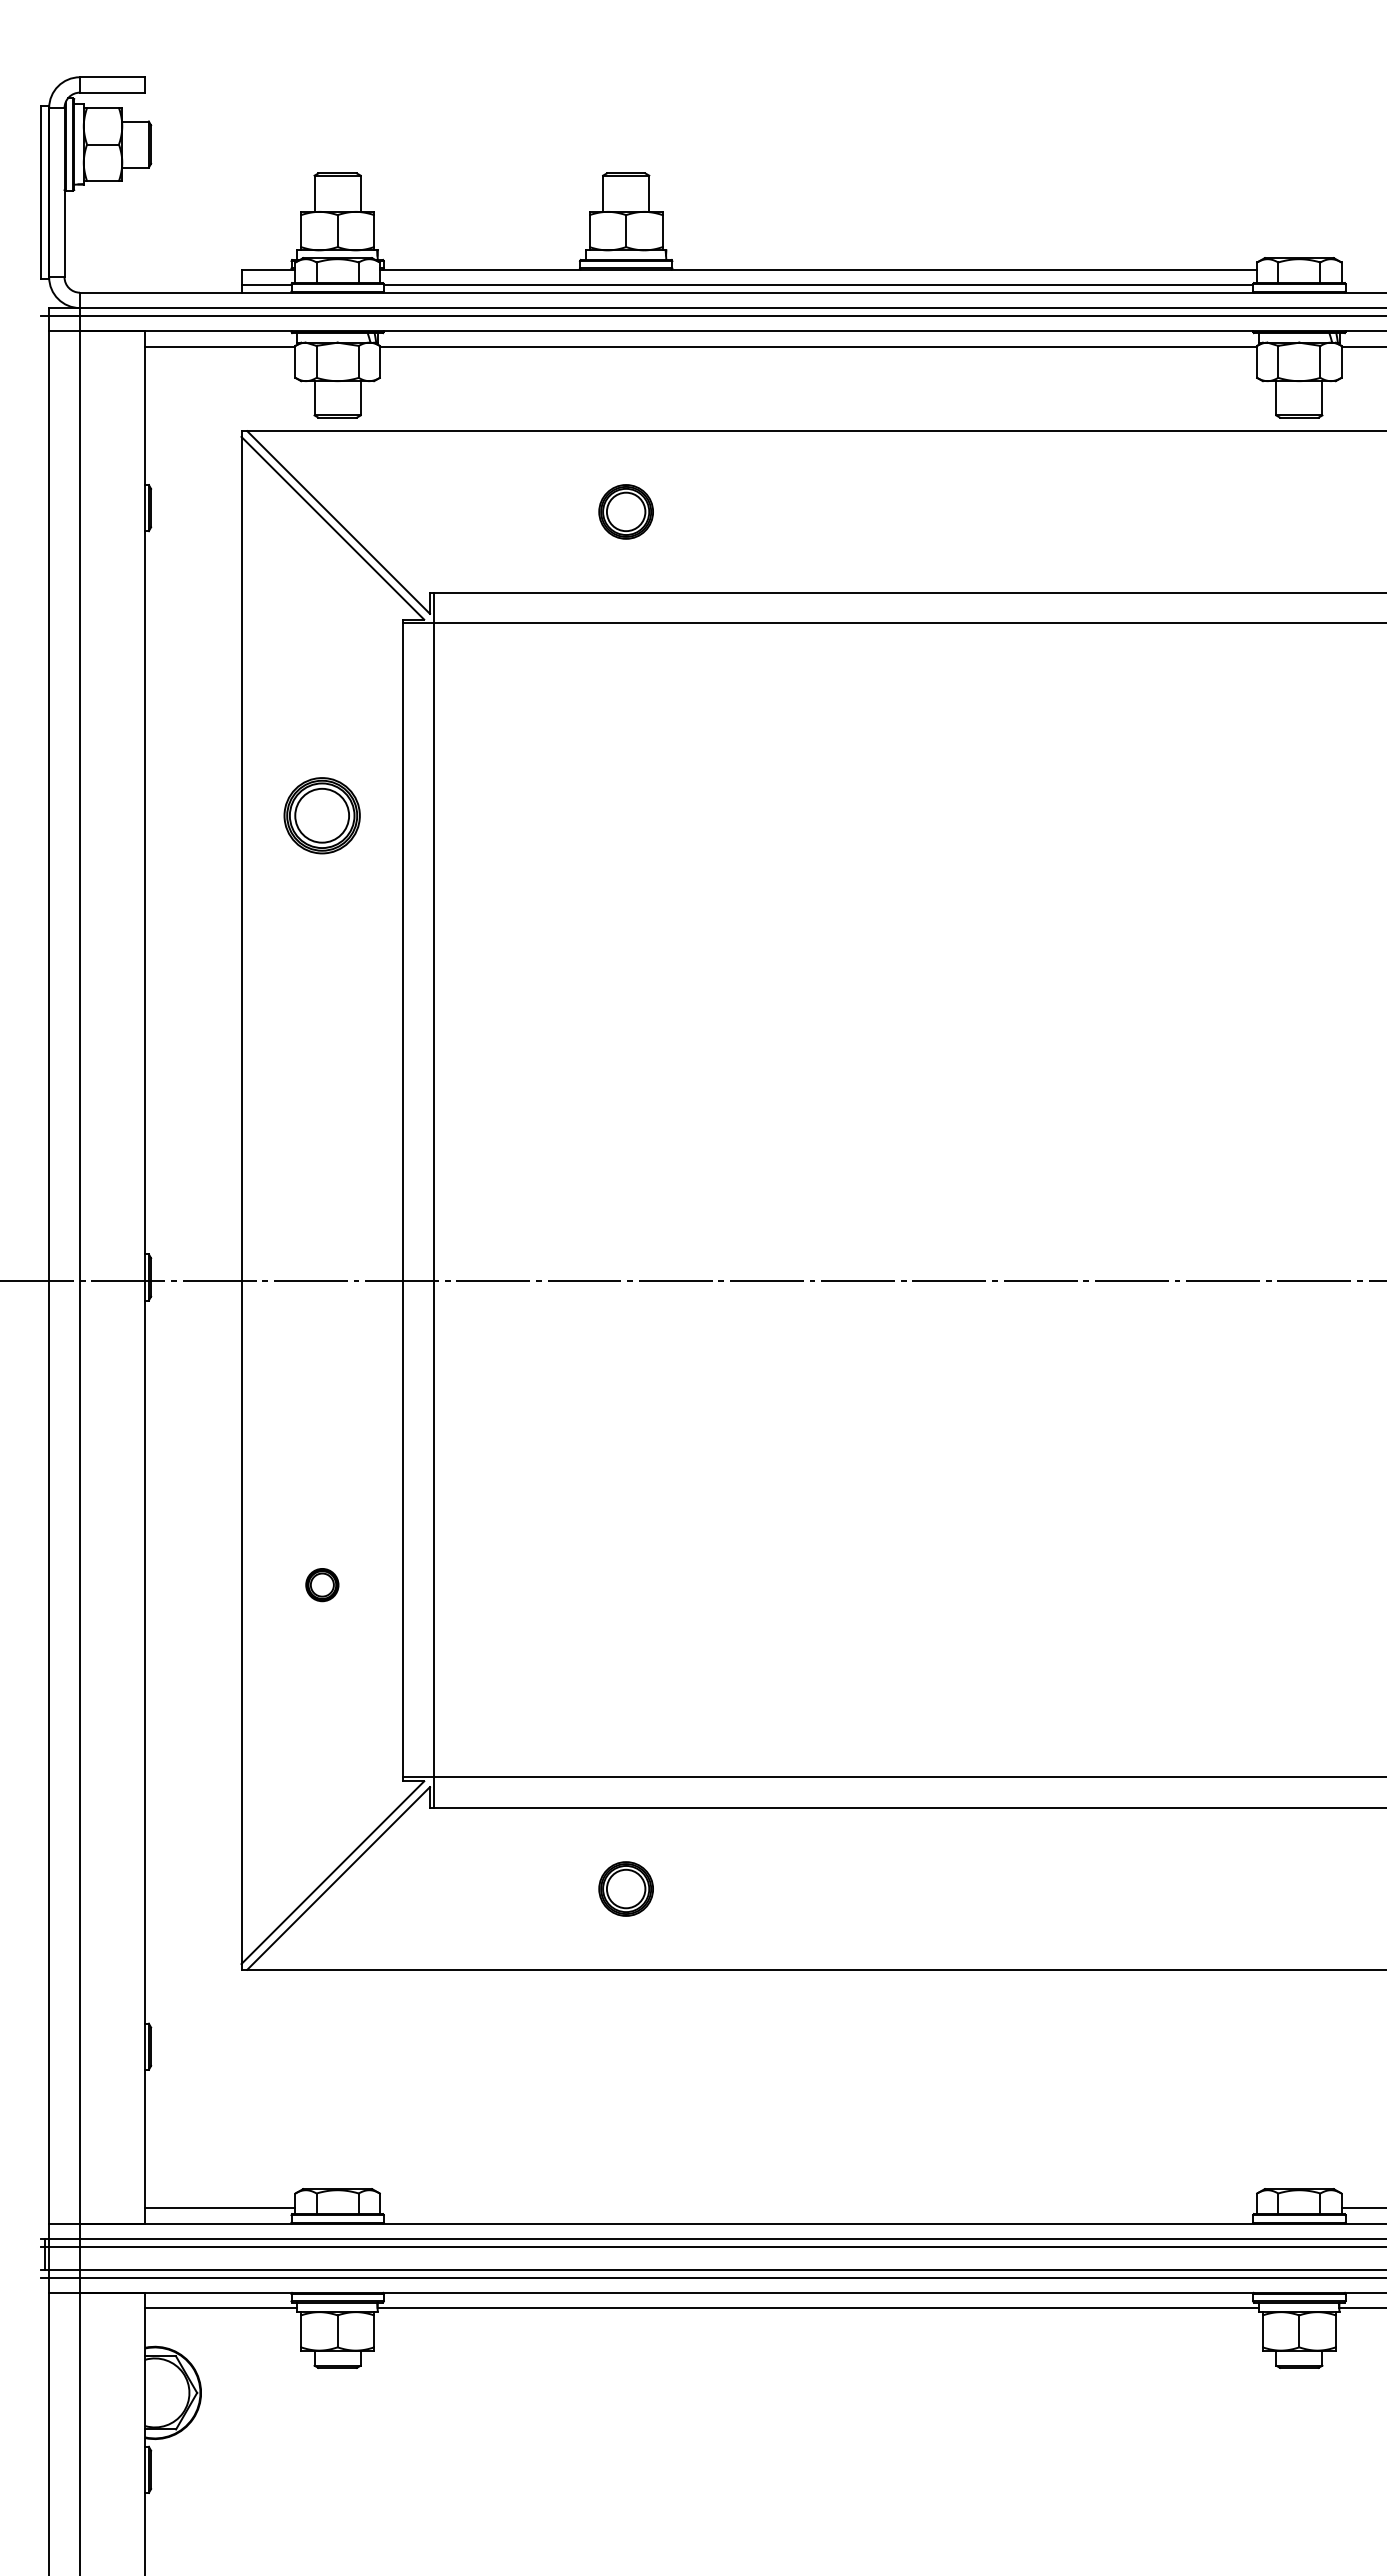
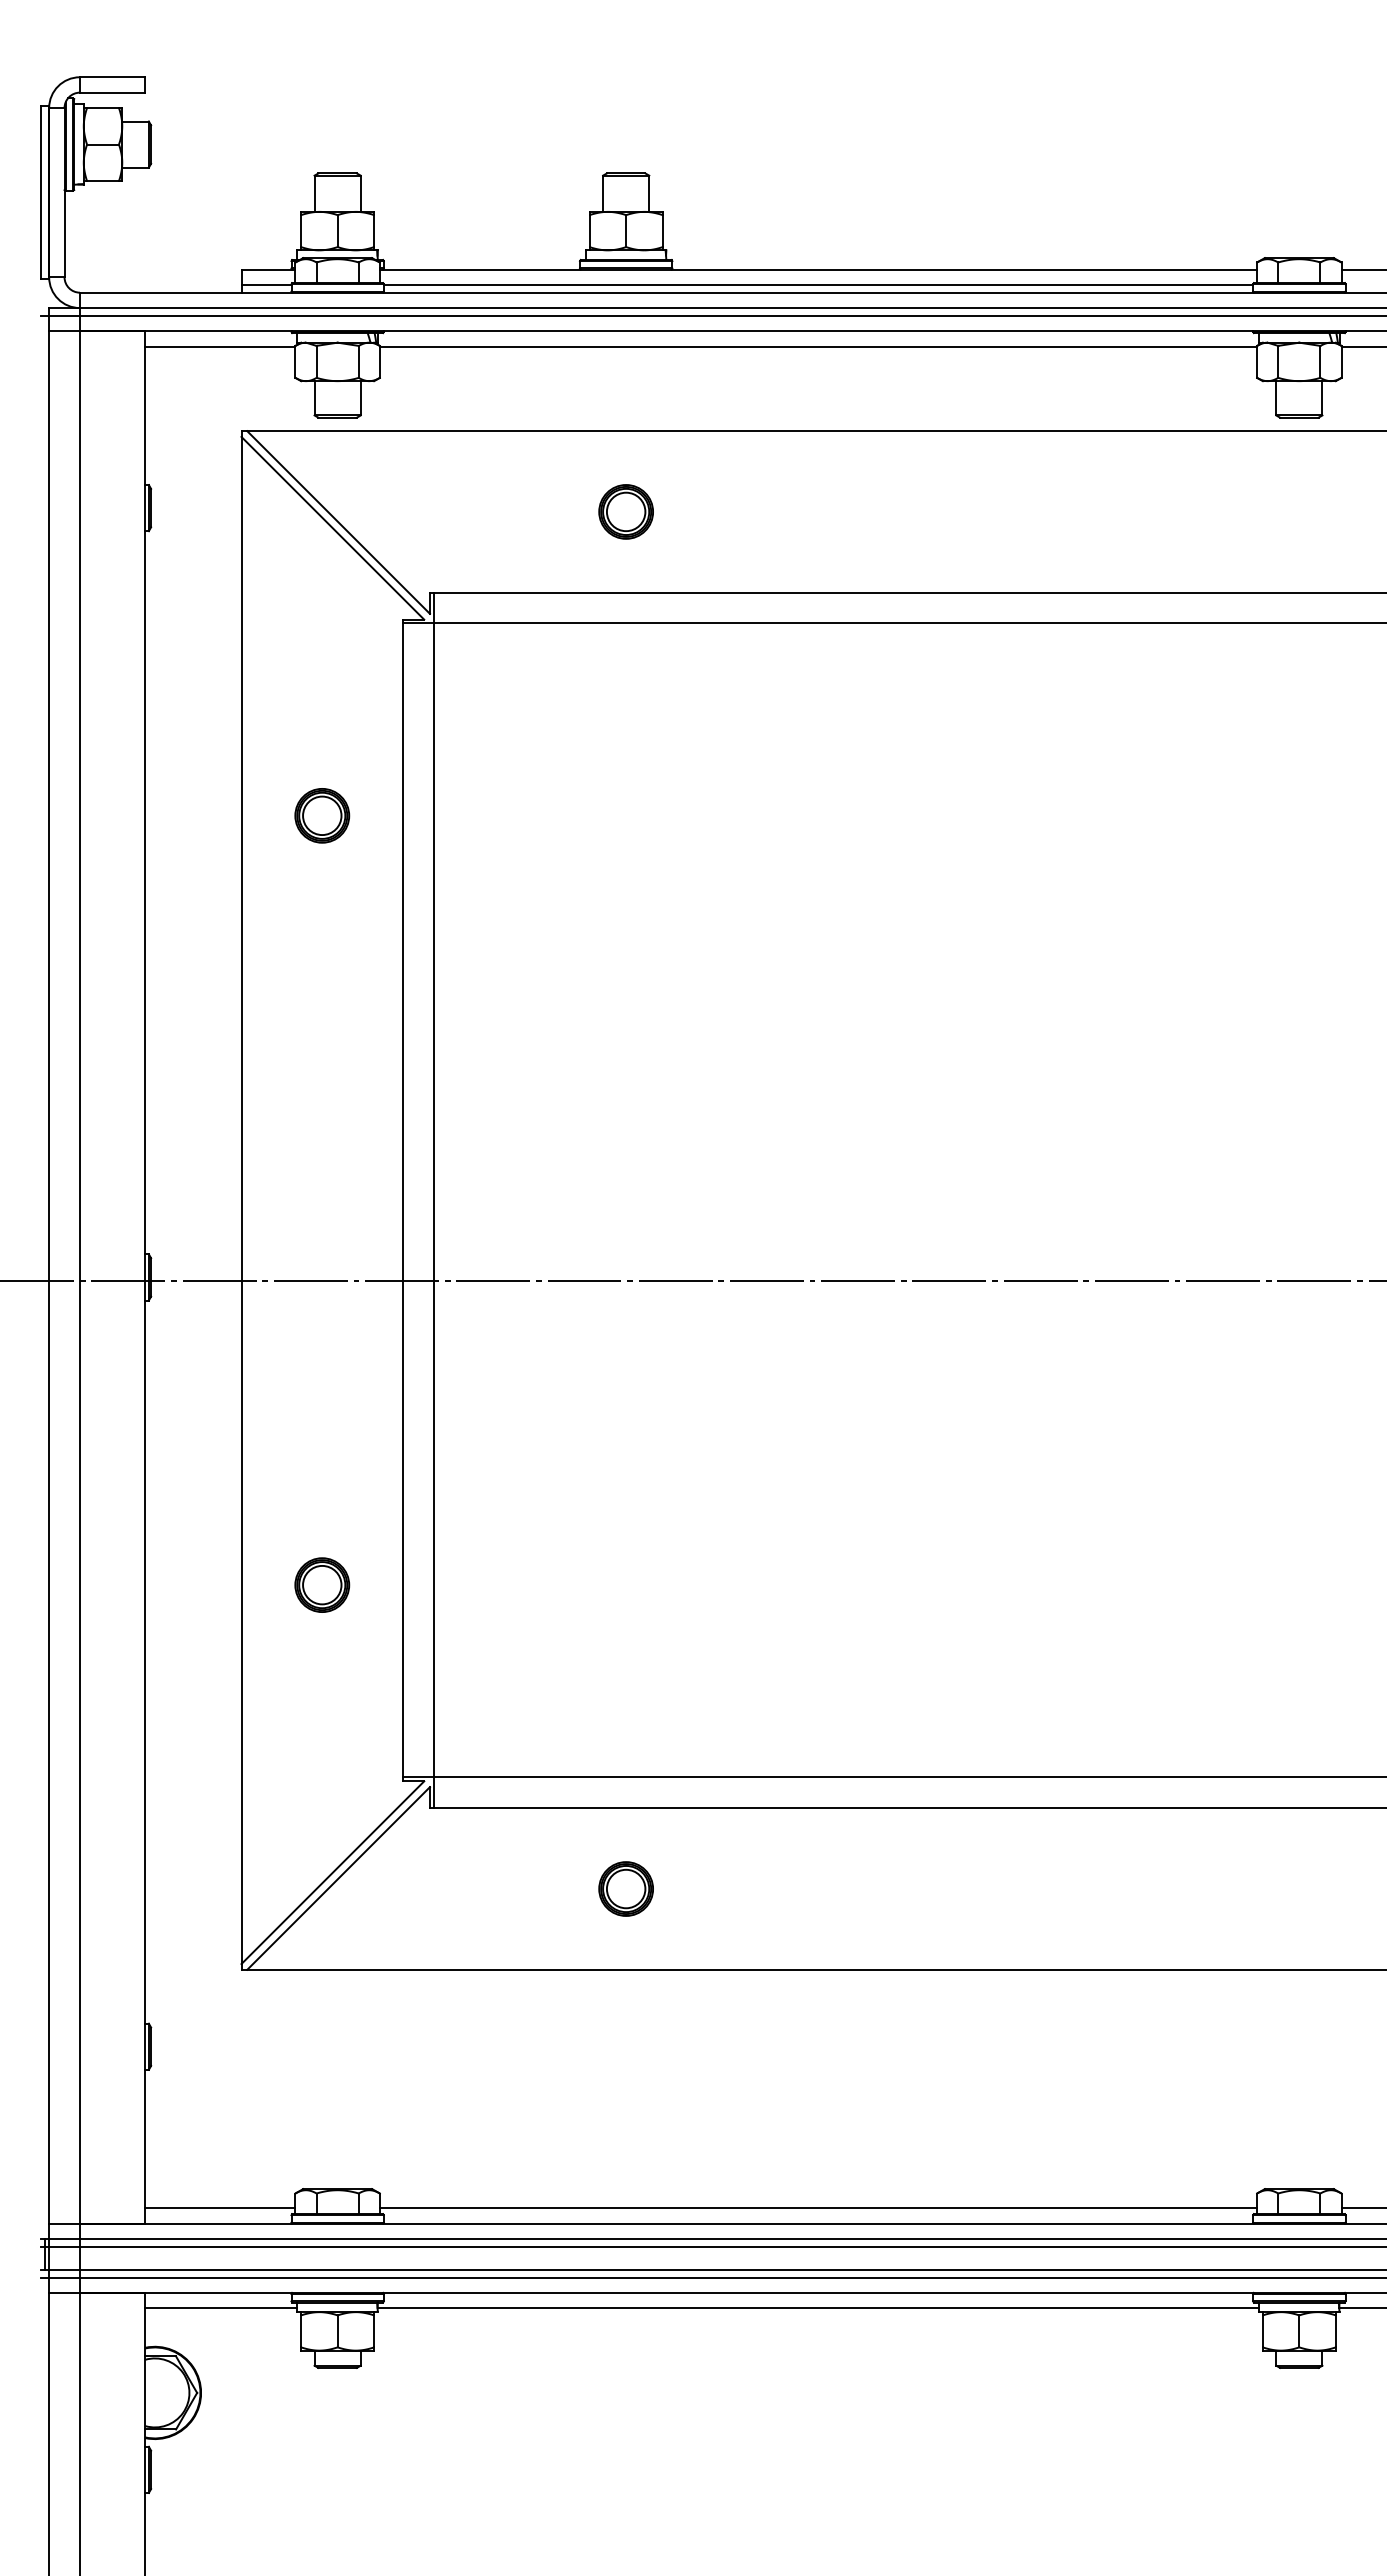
line: none -> present (1362, 269)
part size: 78x78 px -> 57x56 px (322, 815)
part size: 35x35 px -> 57x56 px (322, 1584)
line: none -> present (818, 2208)
